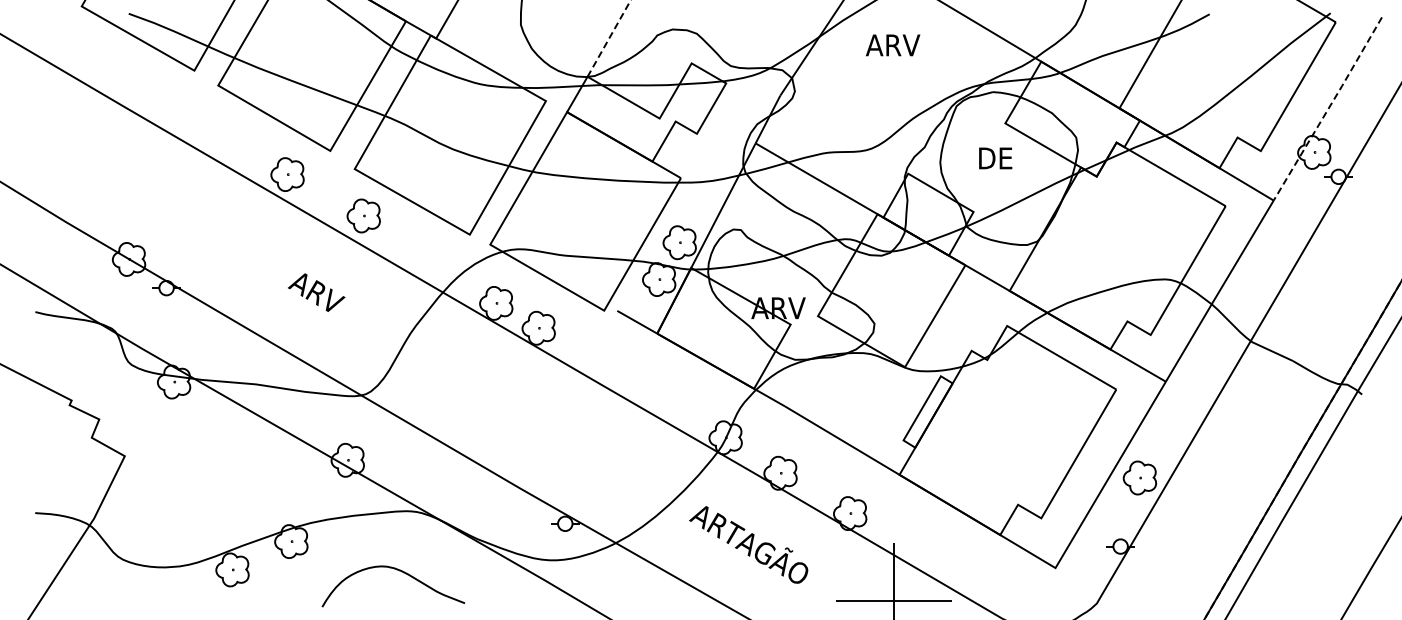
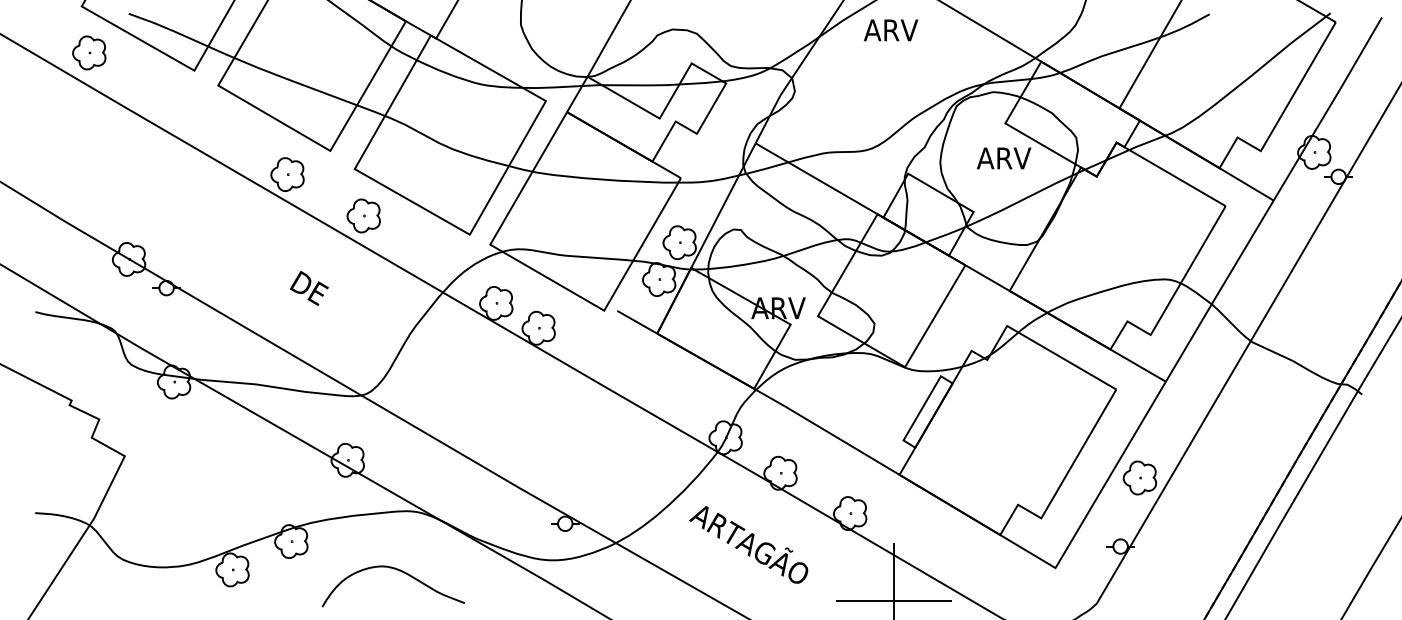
line: dashed -> solid (609, 38)
text position: (893, 45) -> (891, 30) (891, 30)
part: none -> present (89, 52)
line: dashed -> solid (1328, 109)
text: DE -> ARV (1004, 158)
text: ARV -> DE (316, 290)
